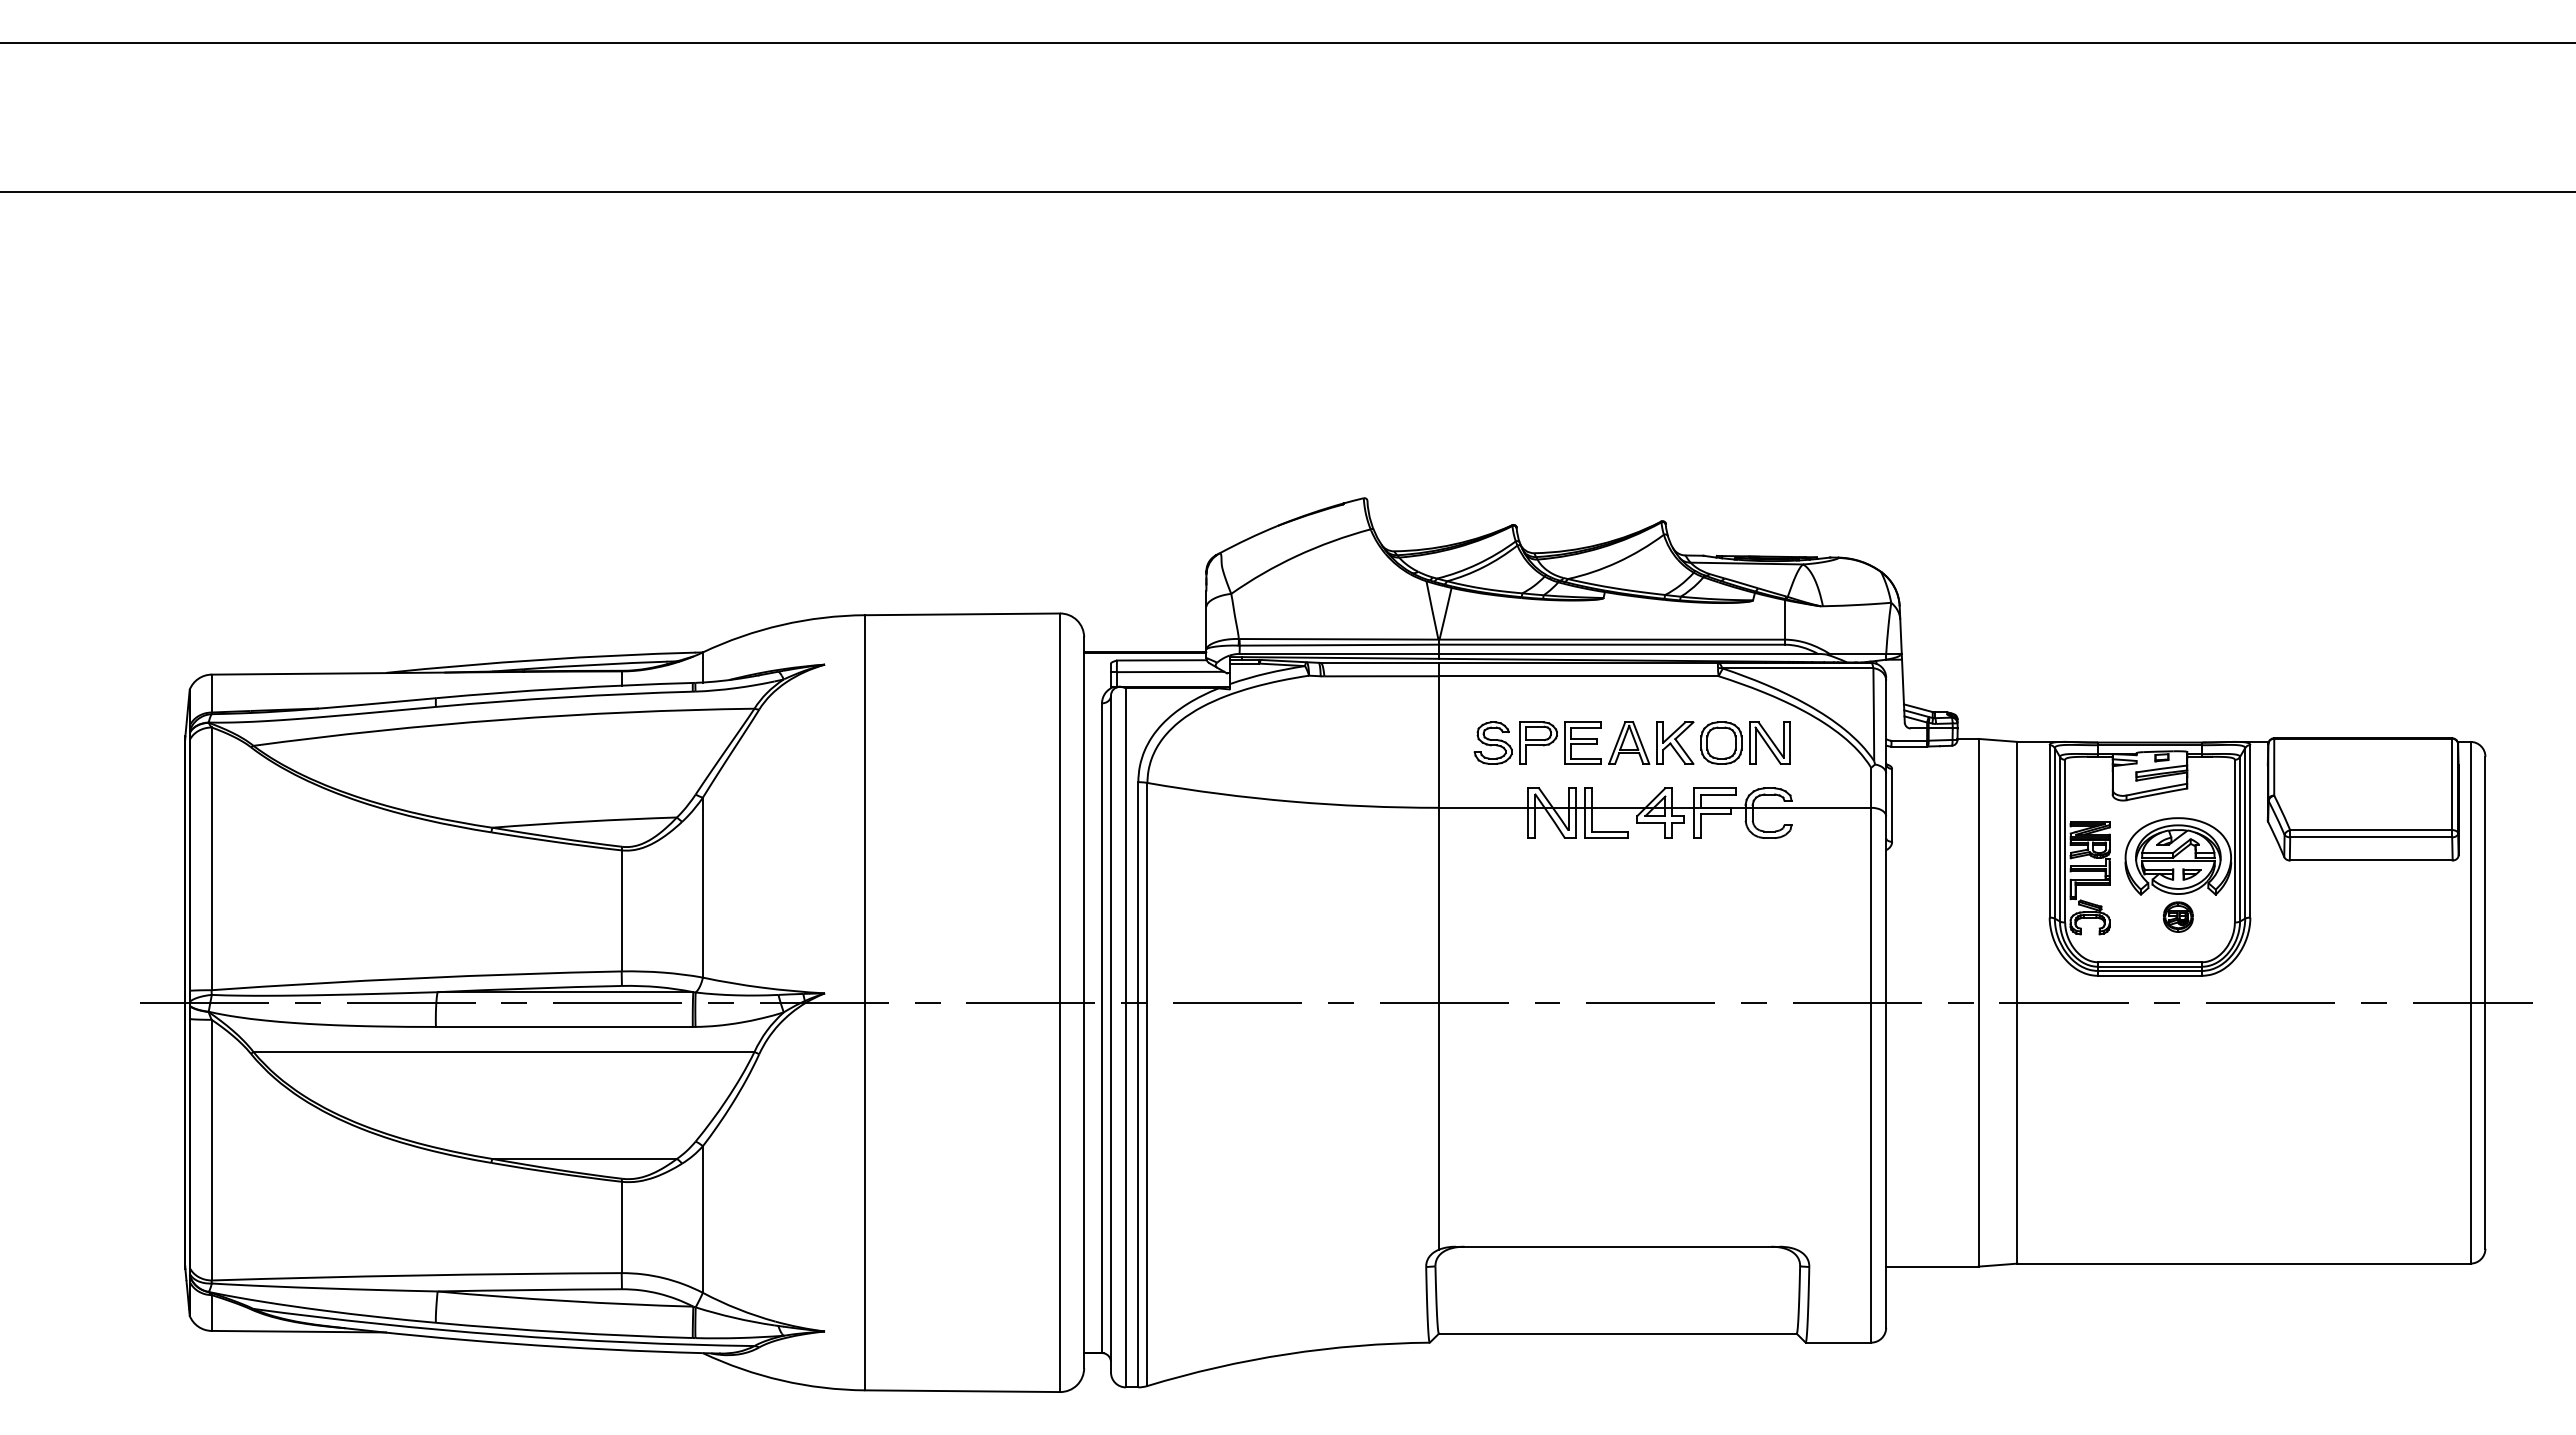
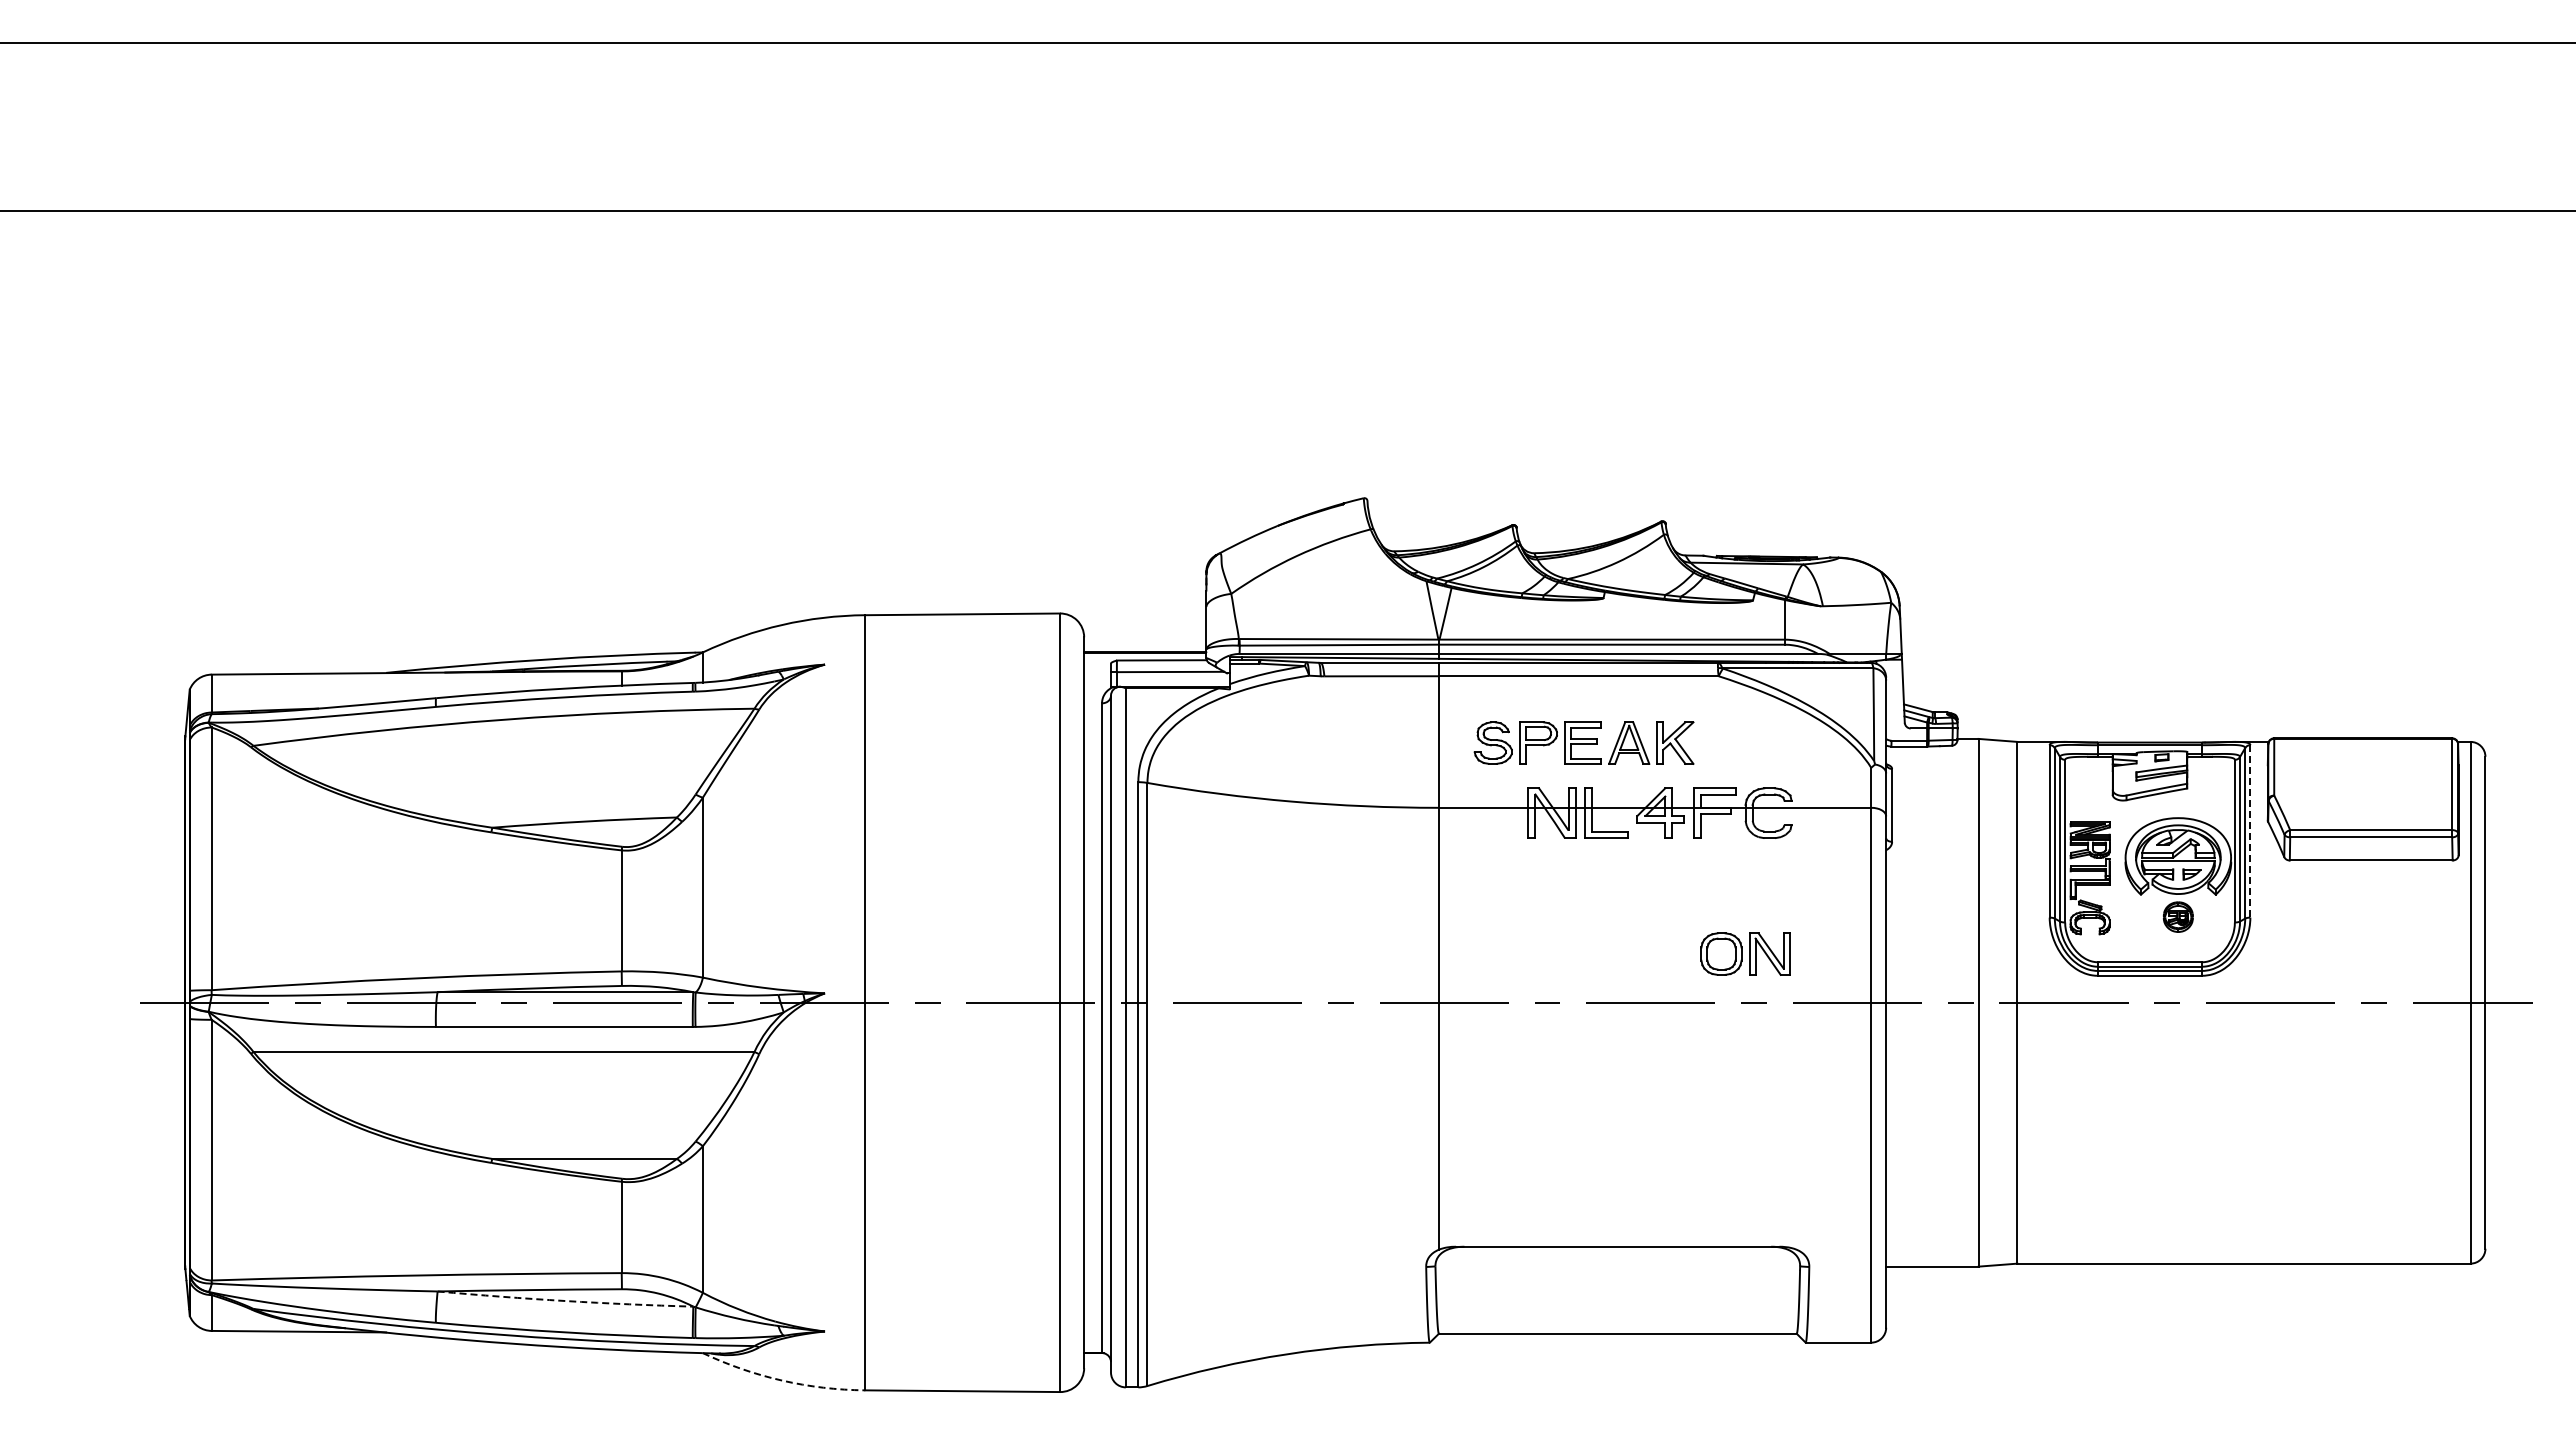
line position: (1287, 192) -> (1287, 211) (1287, 211)
part position: (1745, 742) -> (1745, 953) (1745, 953)
line: solid -> dashed (2250, 831)
arc: solid -> dashed (565, 1301)
arc: solid -> dashed (782, 1380)
